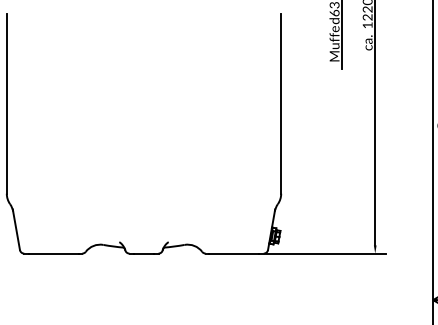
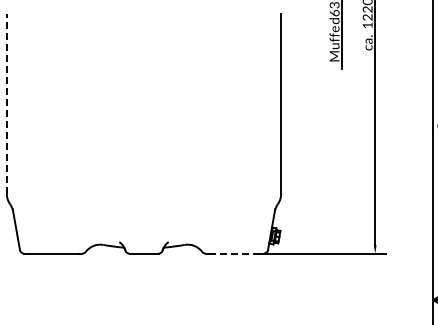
line: solid -> dashed (6, 103)
line: solid -> dashed (234, 253)
